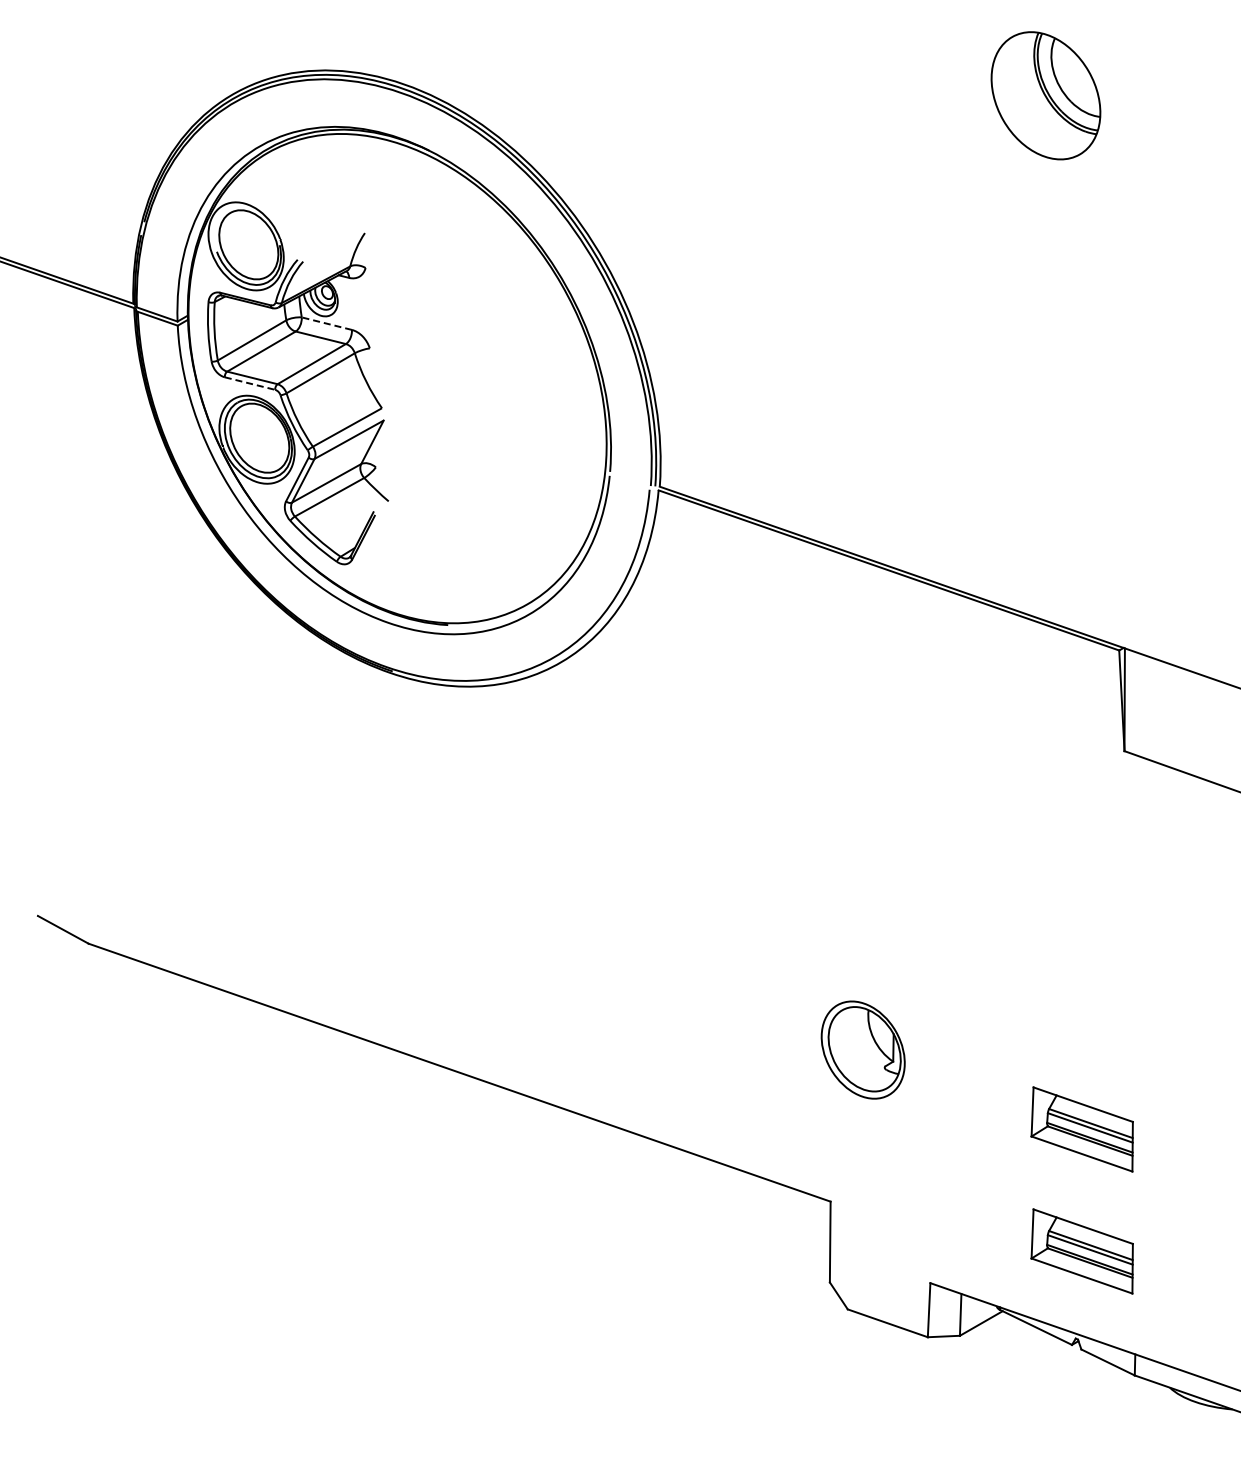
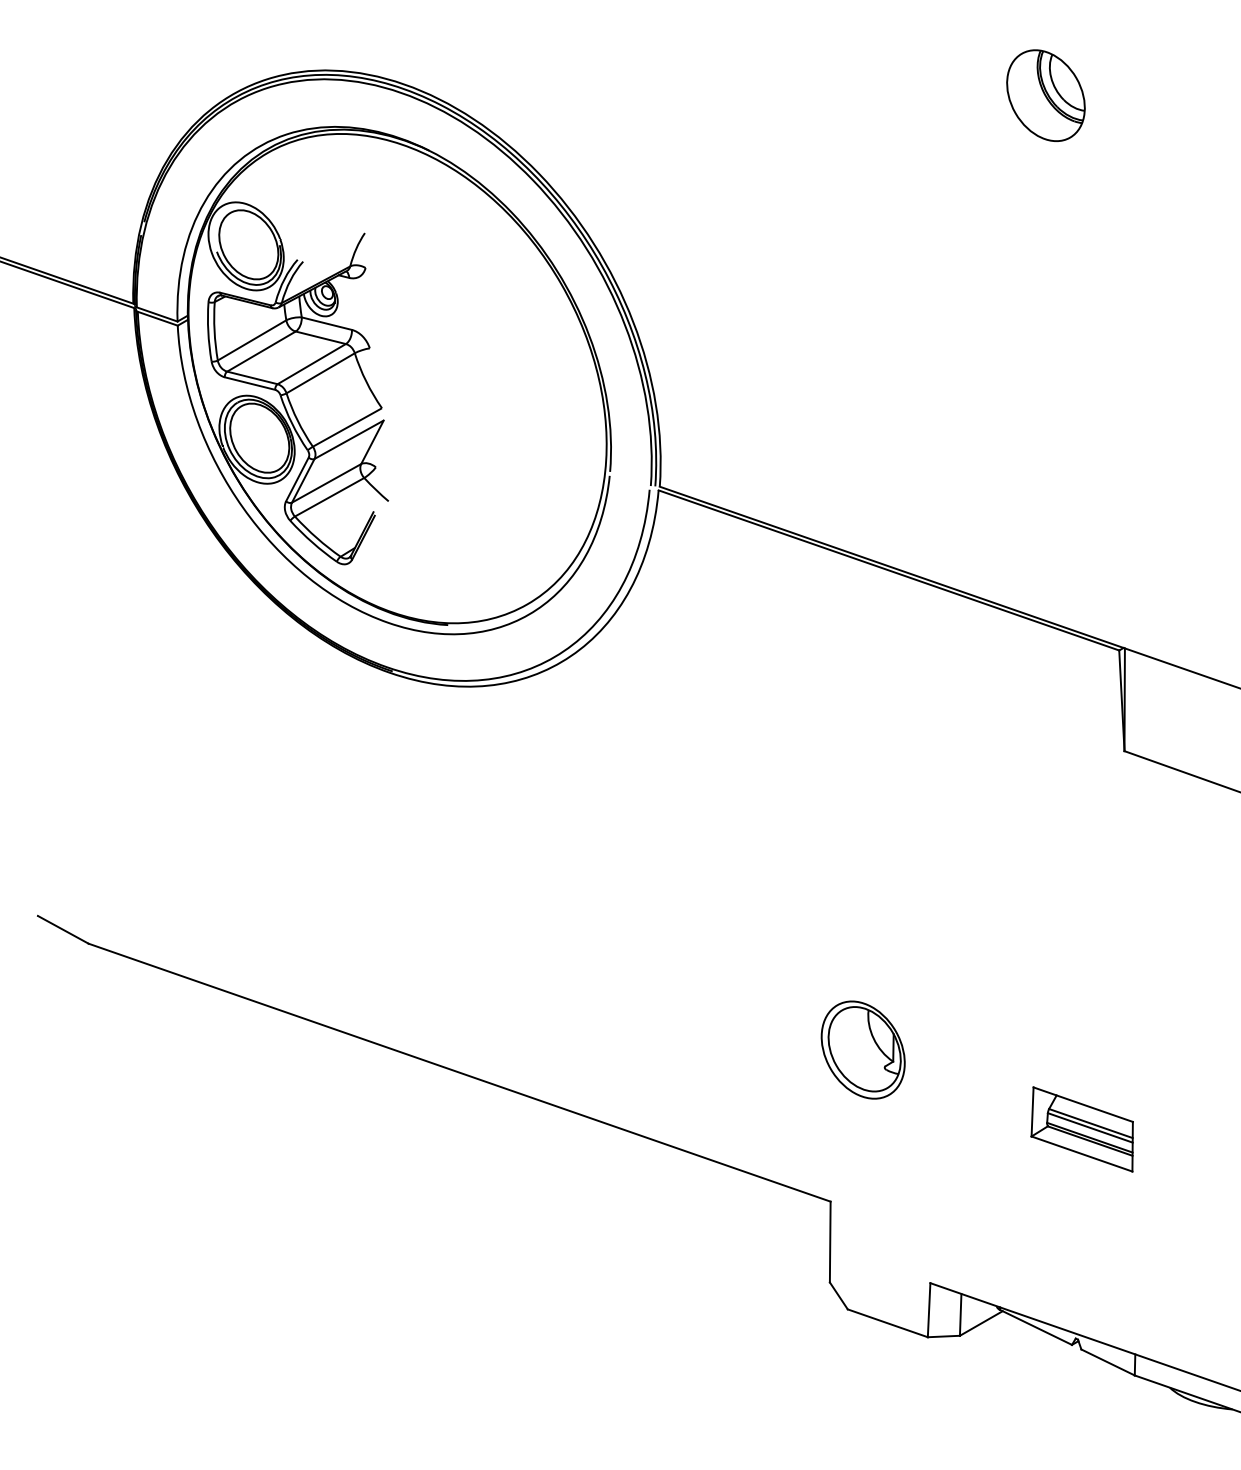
part size: 112x130 px -> 80x93 px (1045, 95)
line: dashed -> solid (326, 323)
line: dashed -> solid (250, 383)
part: present -> none (1081, 1251)
